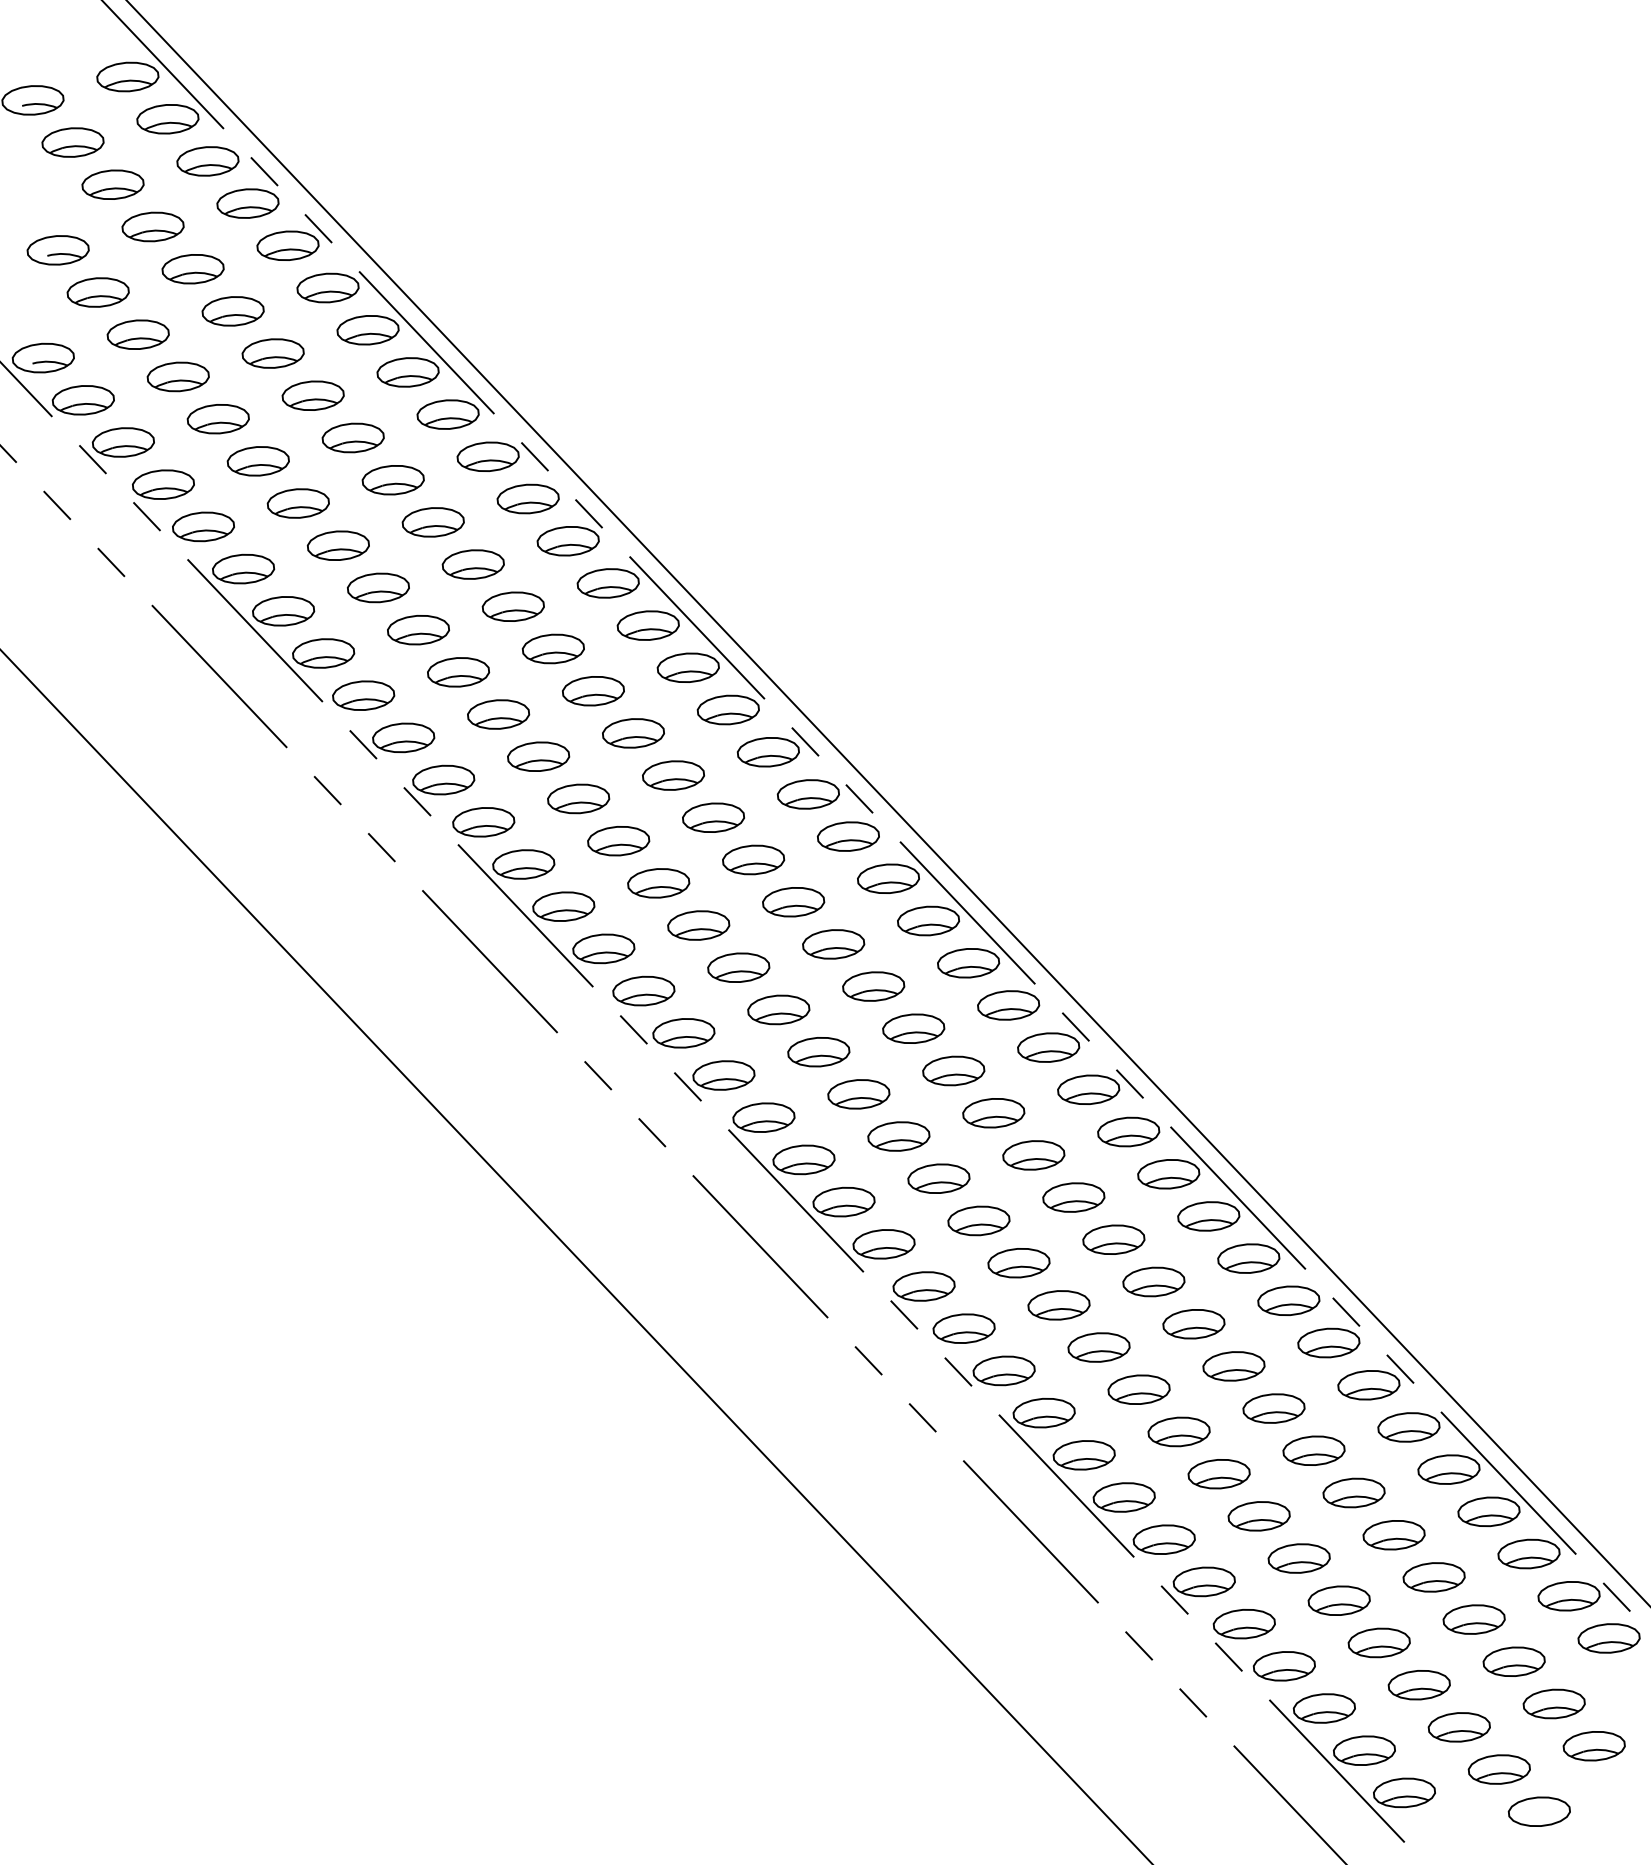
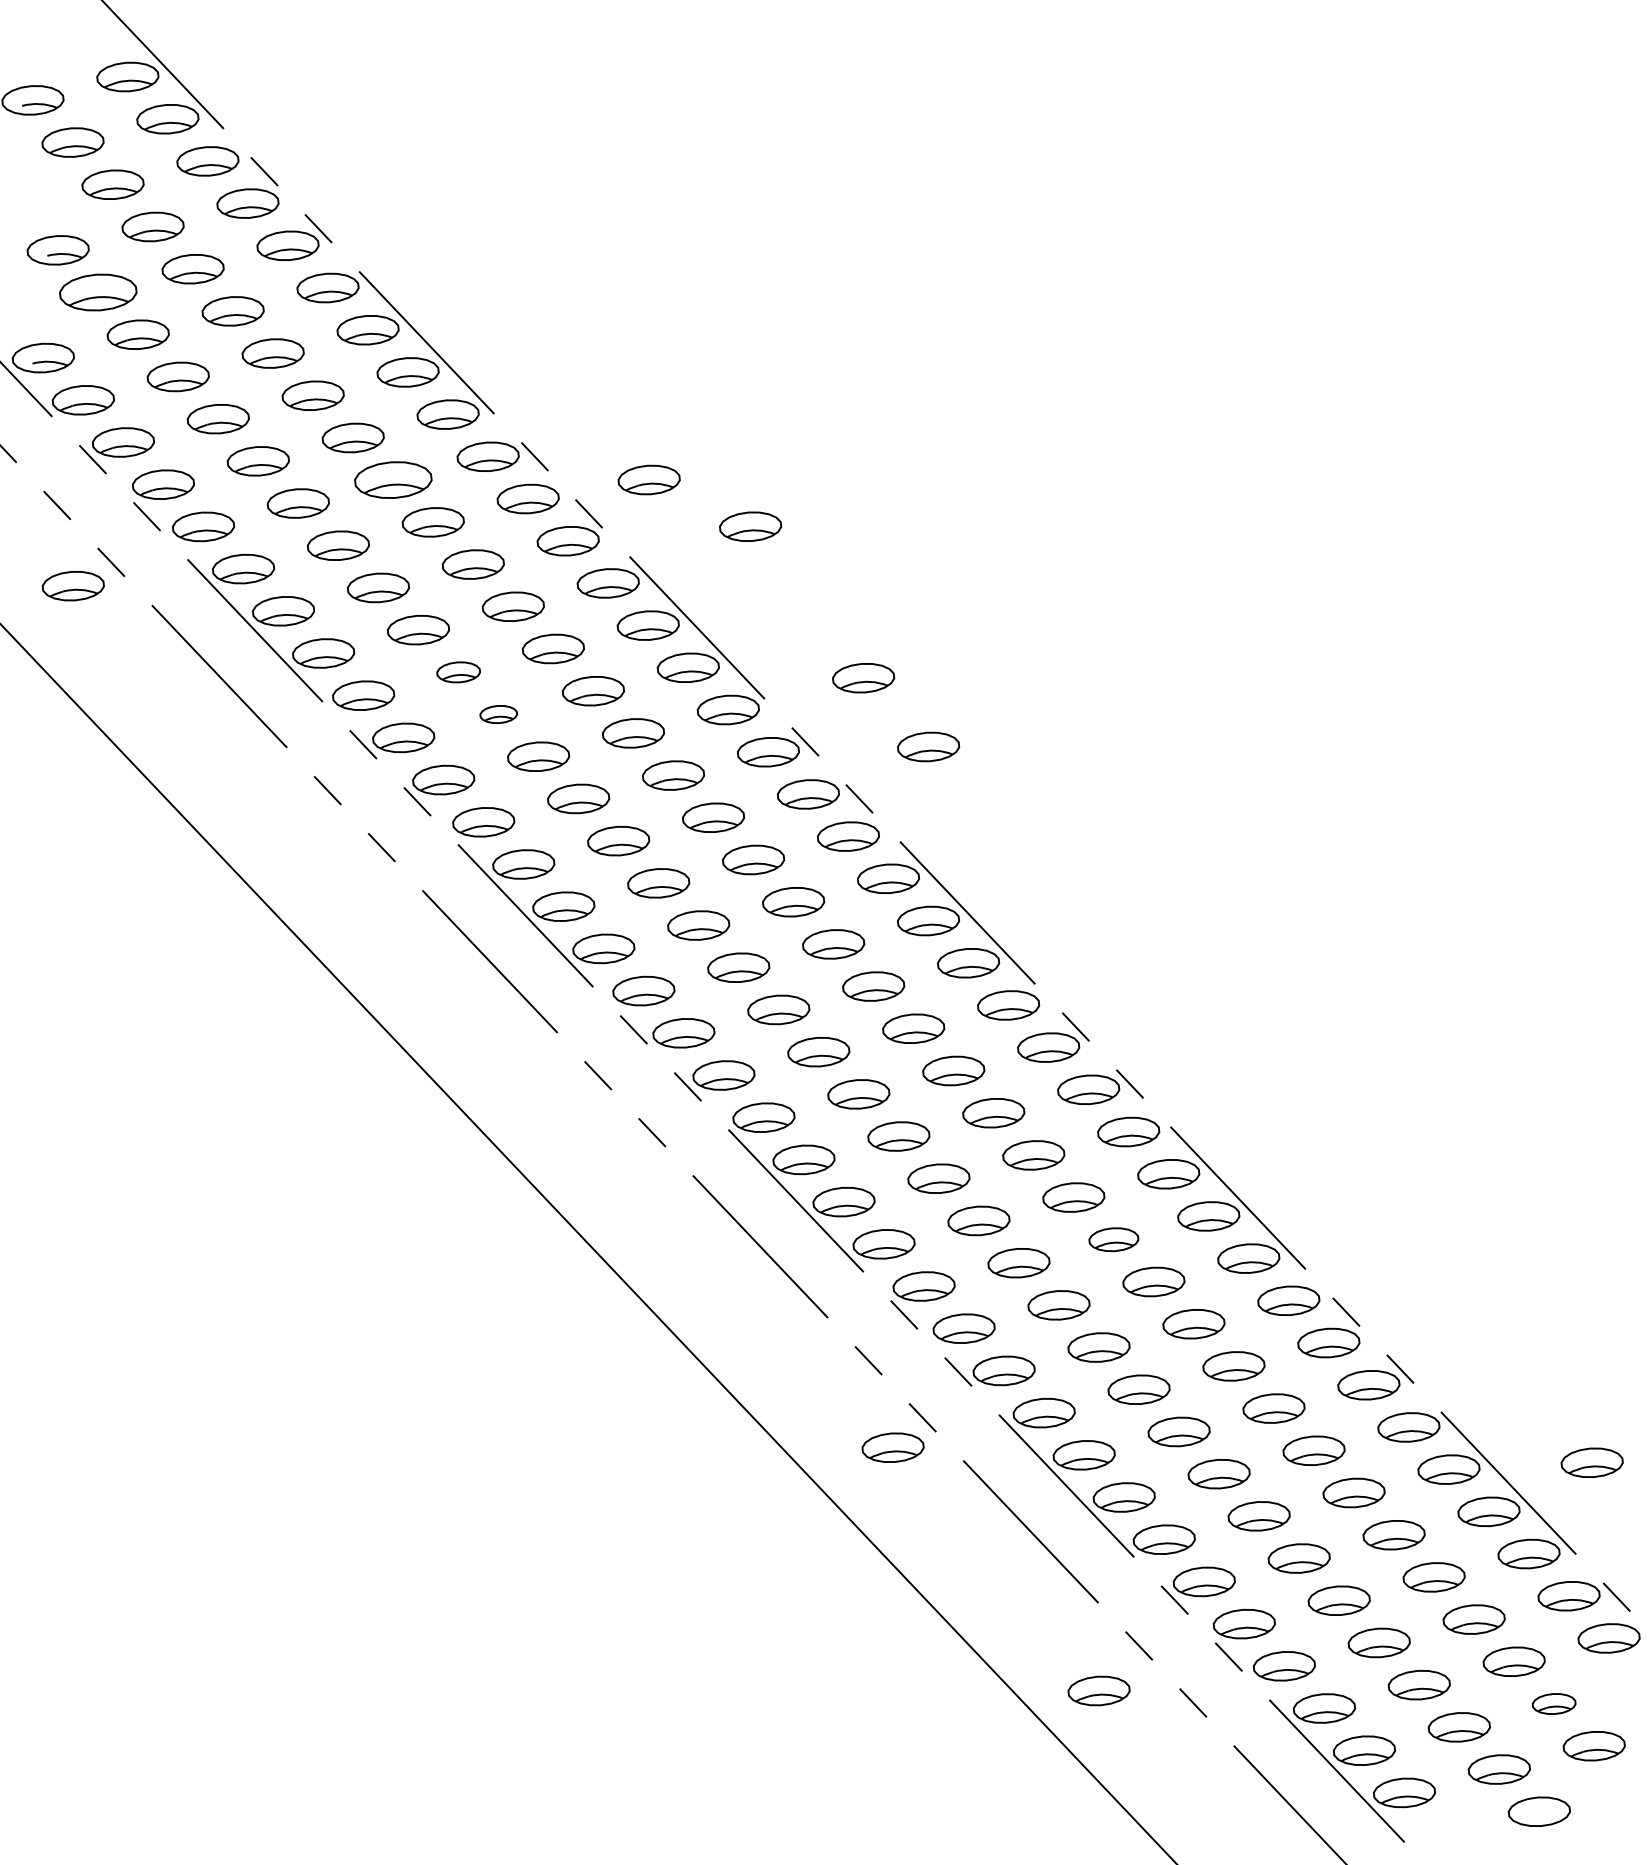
part size: 64x31 px -> 79x39 px (98, 292)
part: none -> present (648, 479)
part size: 64x31 px -> 79x38 px (393, 479)
part: none -> present (750, 526)
part: none -> present (72, 586)
part size: 64x31 px -> 45x23 px (458, 672)
part: none -> present (863, 678)
part size: 64x31 px -> 39x19 px (498, 714)
part: none -> present (928, 746)
line: present -> none (887, 802)
part size: 64x31 px -> 52x26 px (1113, 1239)
line position: (575, 1256) -> (588, 1243) (588, 1243)
part: none -> present (892, 1447)
part: none -> present (1591, 1462)
part: none -> present (1098, 1690)
part size: 64x32 px -> 46x22 px (1553, 1703)
